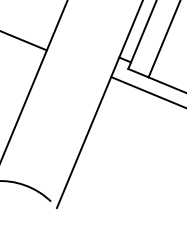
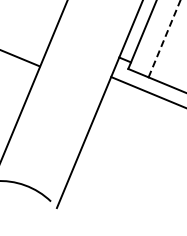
line: solid -> dashed (164, 38)
line position: (24, 40) -> (20, 58) (20, 58)
